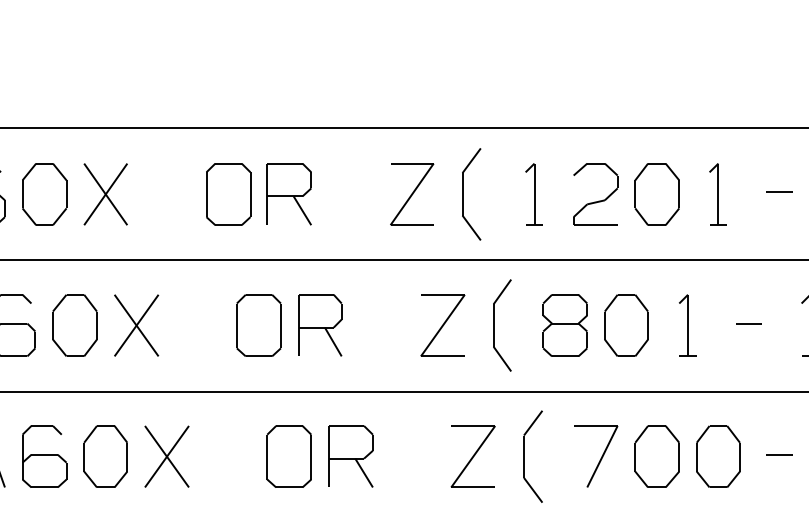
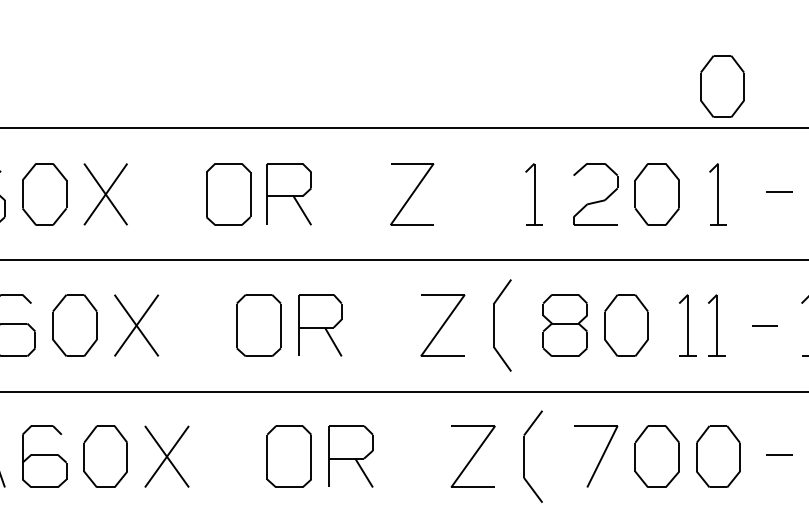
part: none -> present (722, 86)
part: present -> none (463, 194)
line position: (748, 323) -> (764, 325) (764, 325)
part: none -> present (716, 325)
